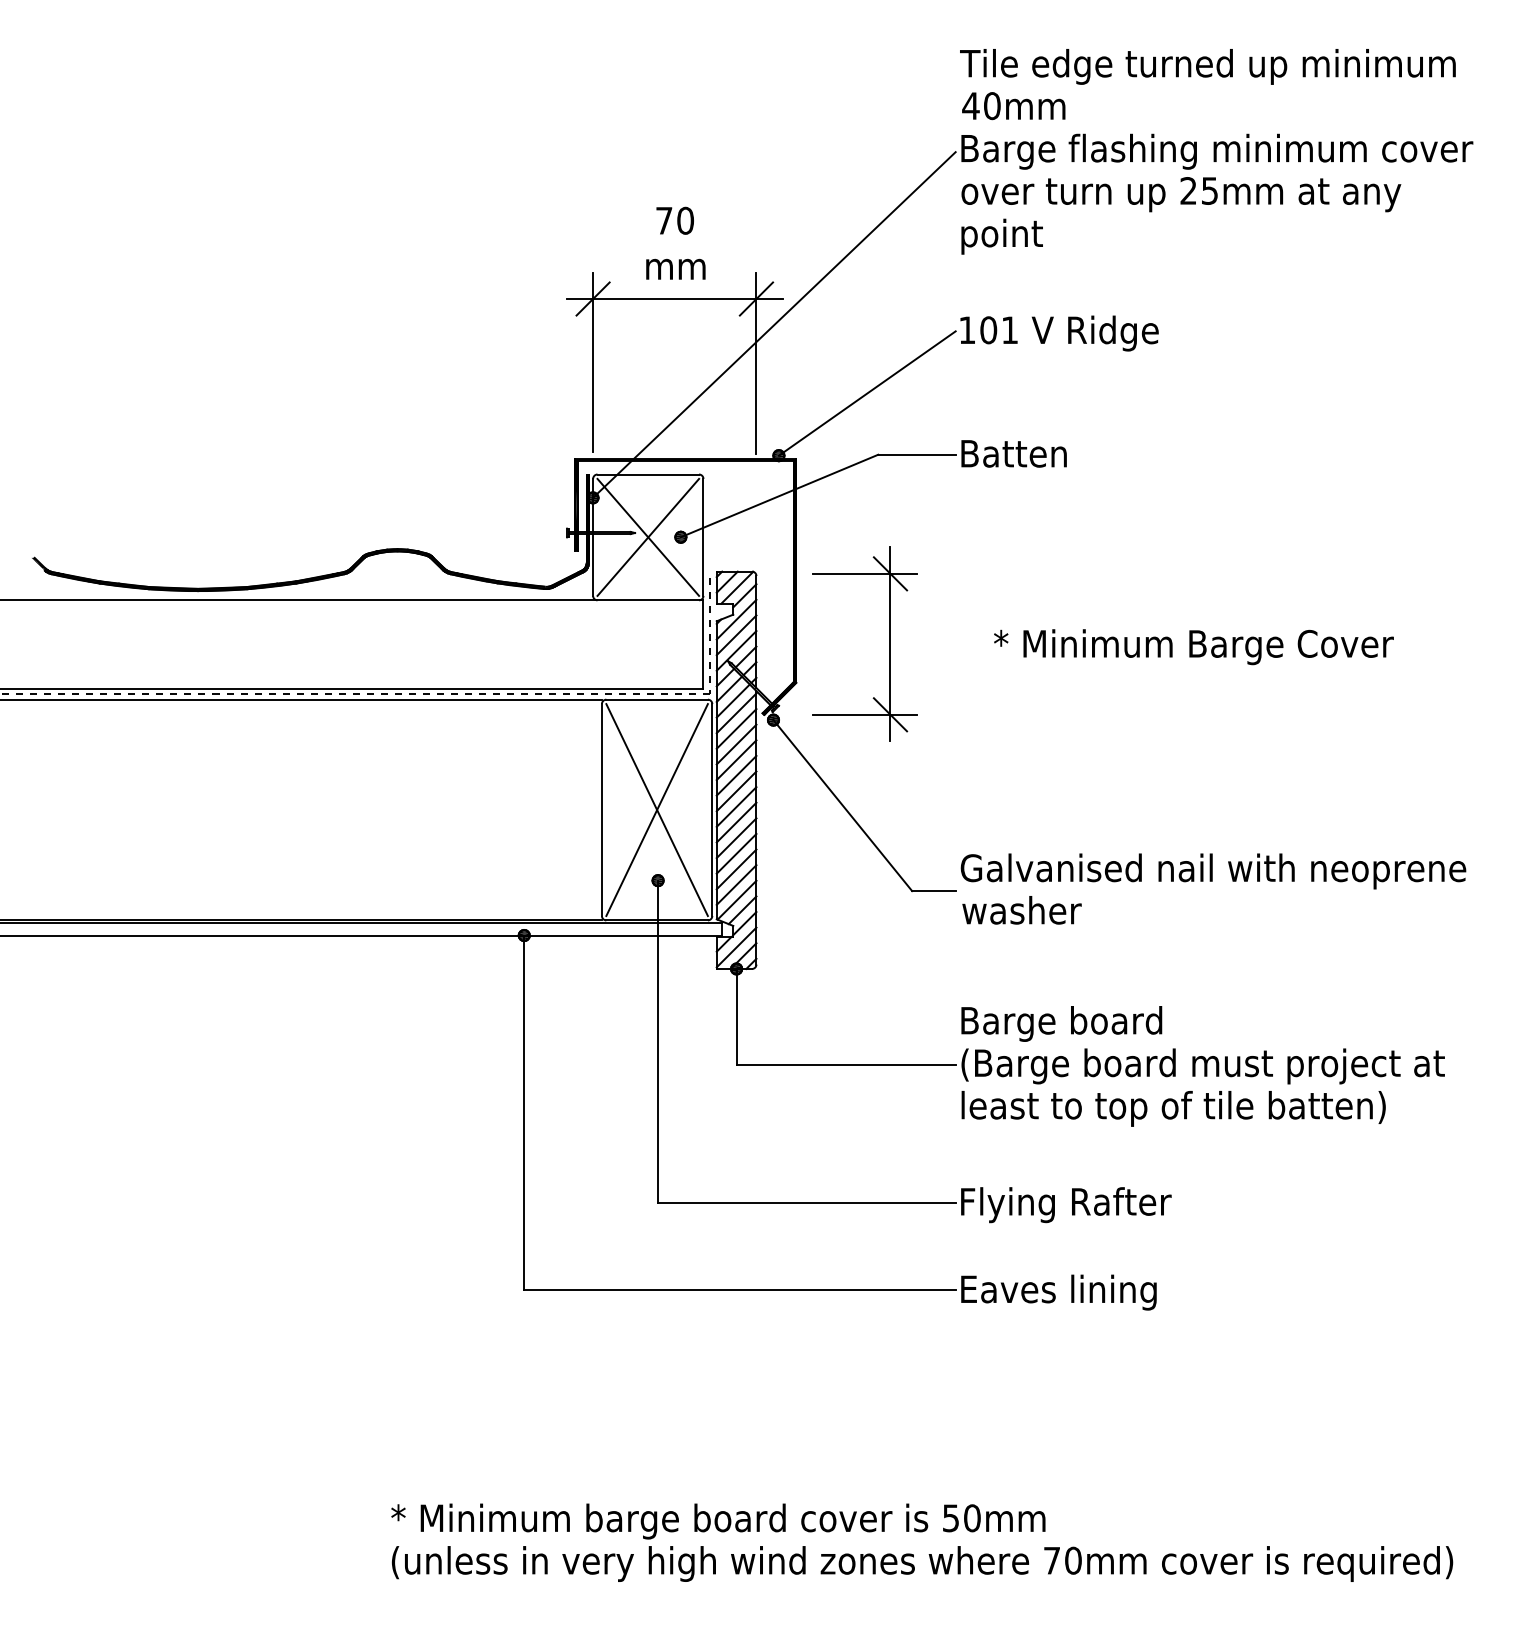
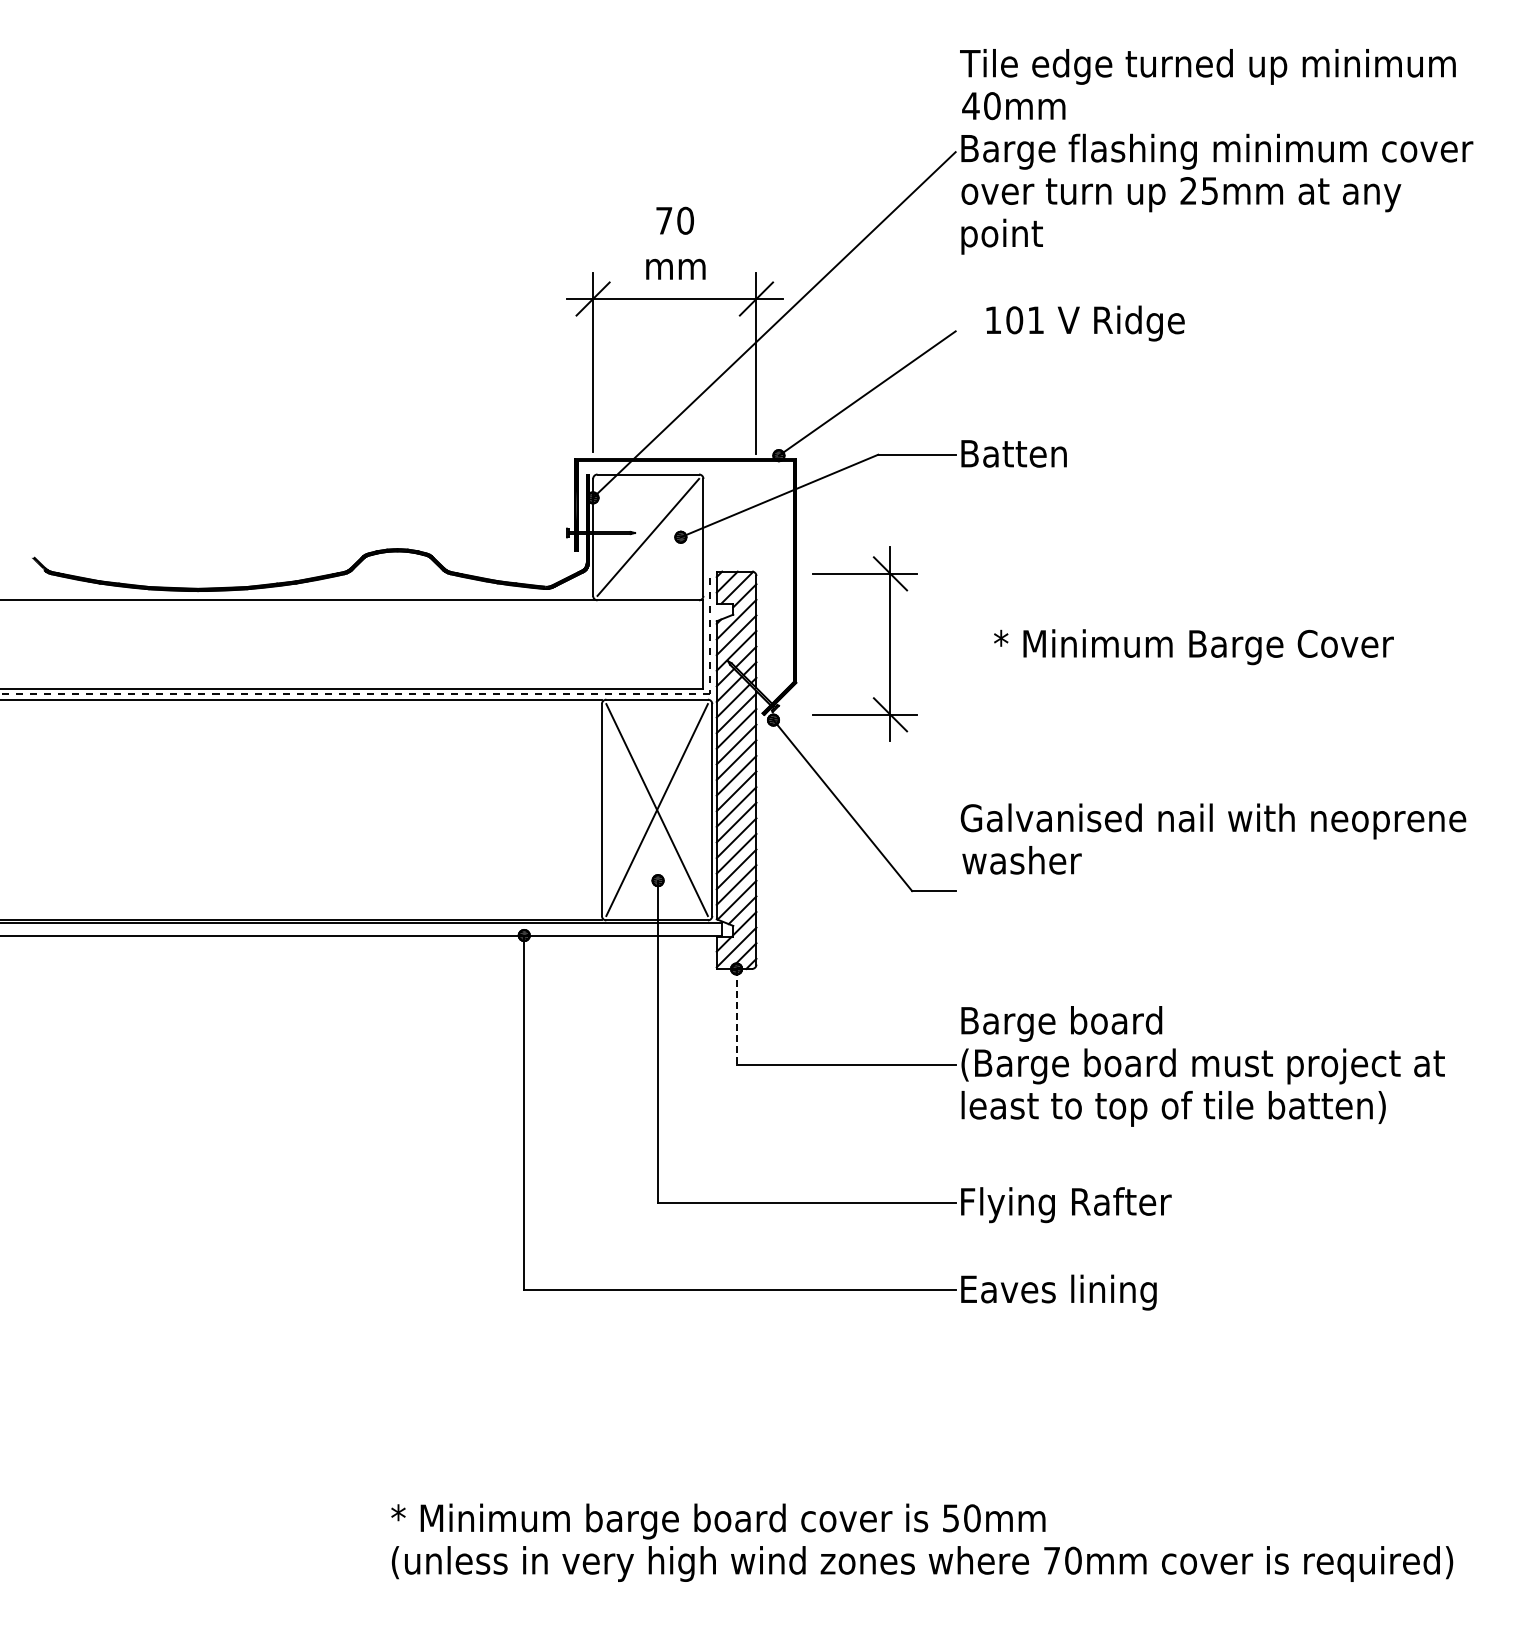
text position: (1059, 333) -> (1085, 323) (1085, 323)
line: present -> none (648, 536)
text position: (1213, 888) -> (1213, 838) (1213, 838)
line: solid -> dashed (736, 1017)
